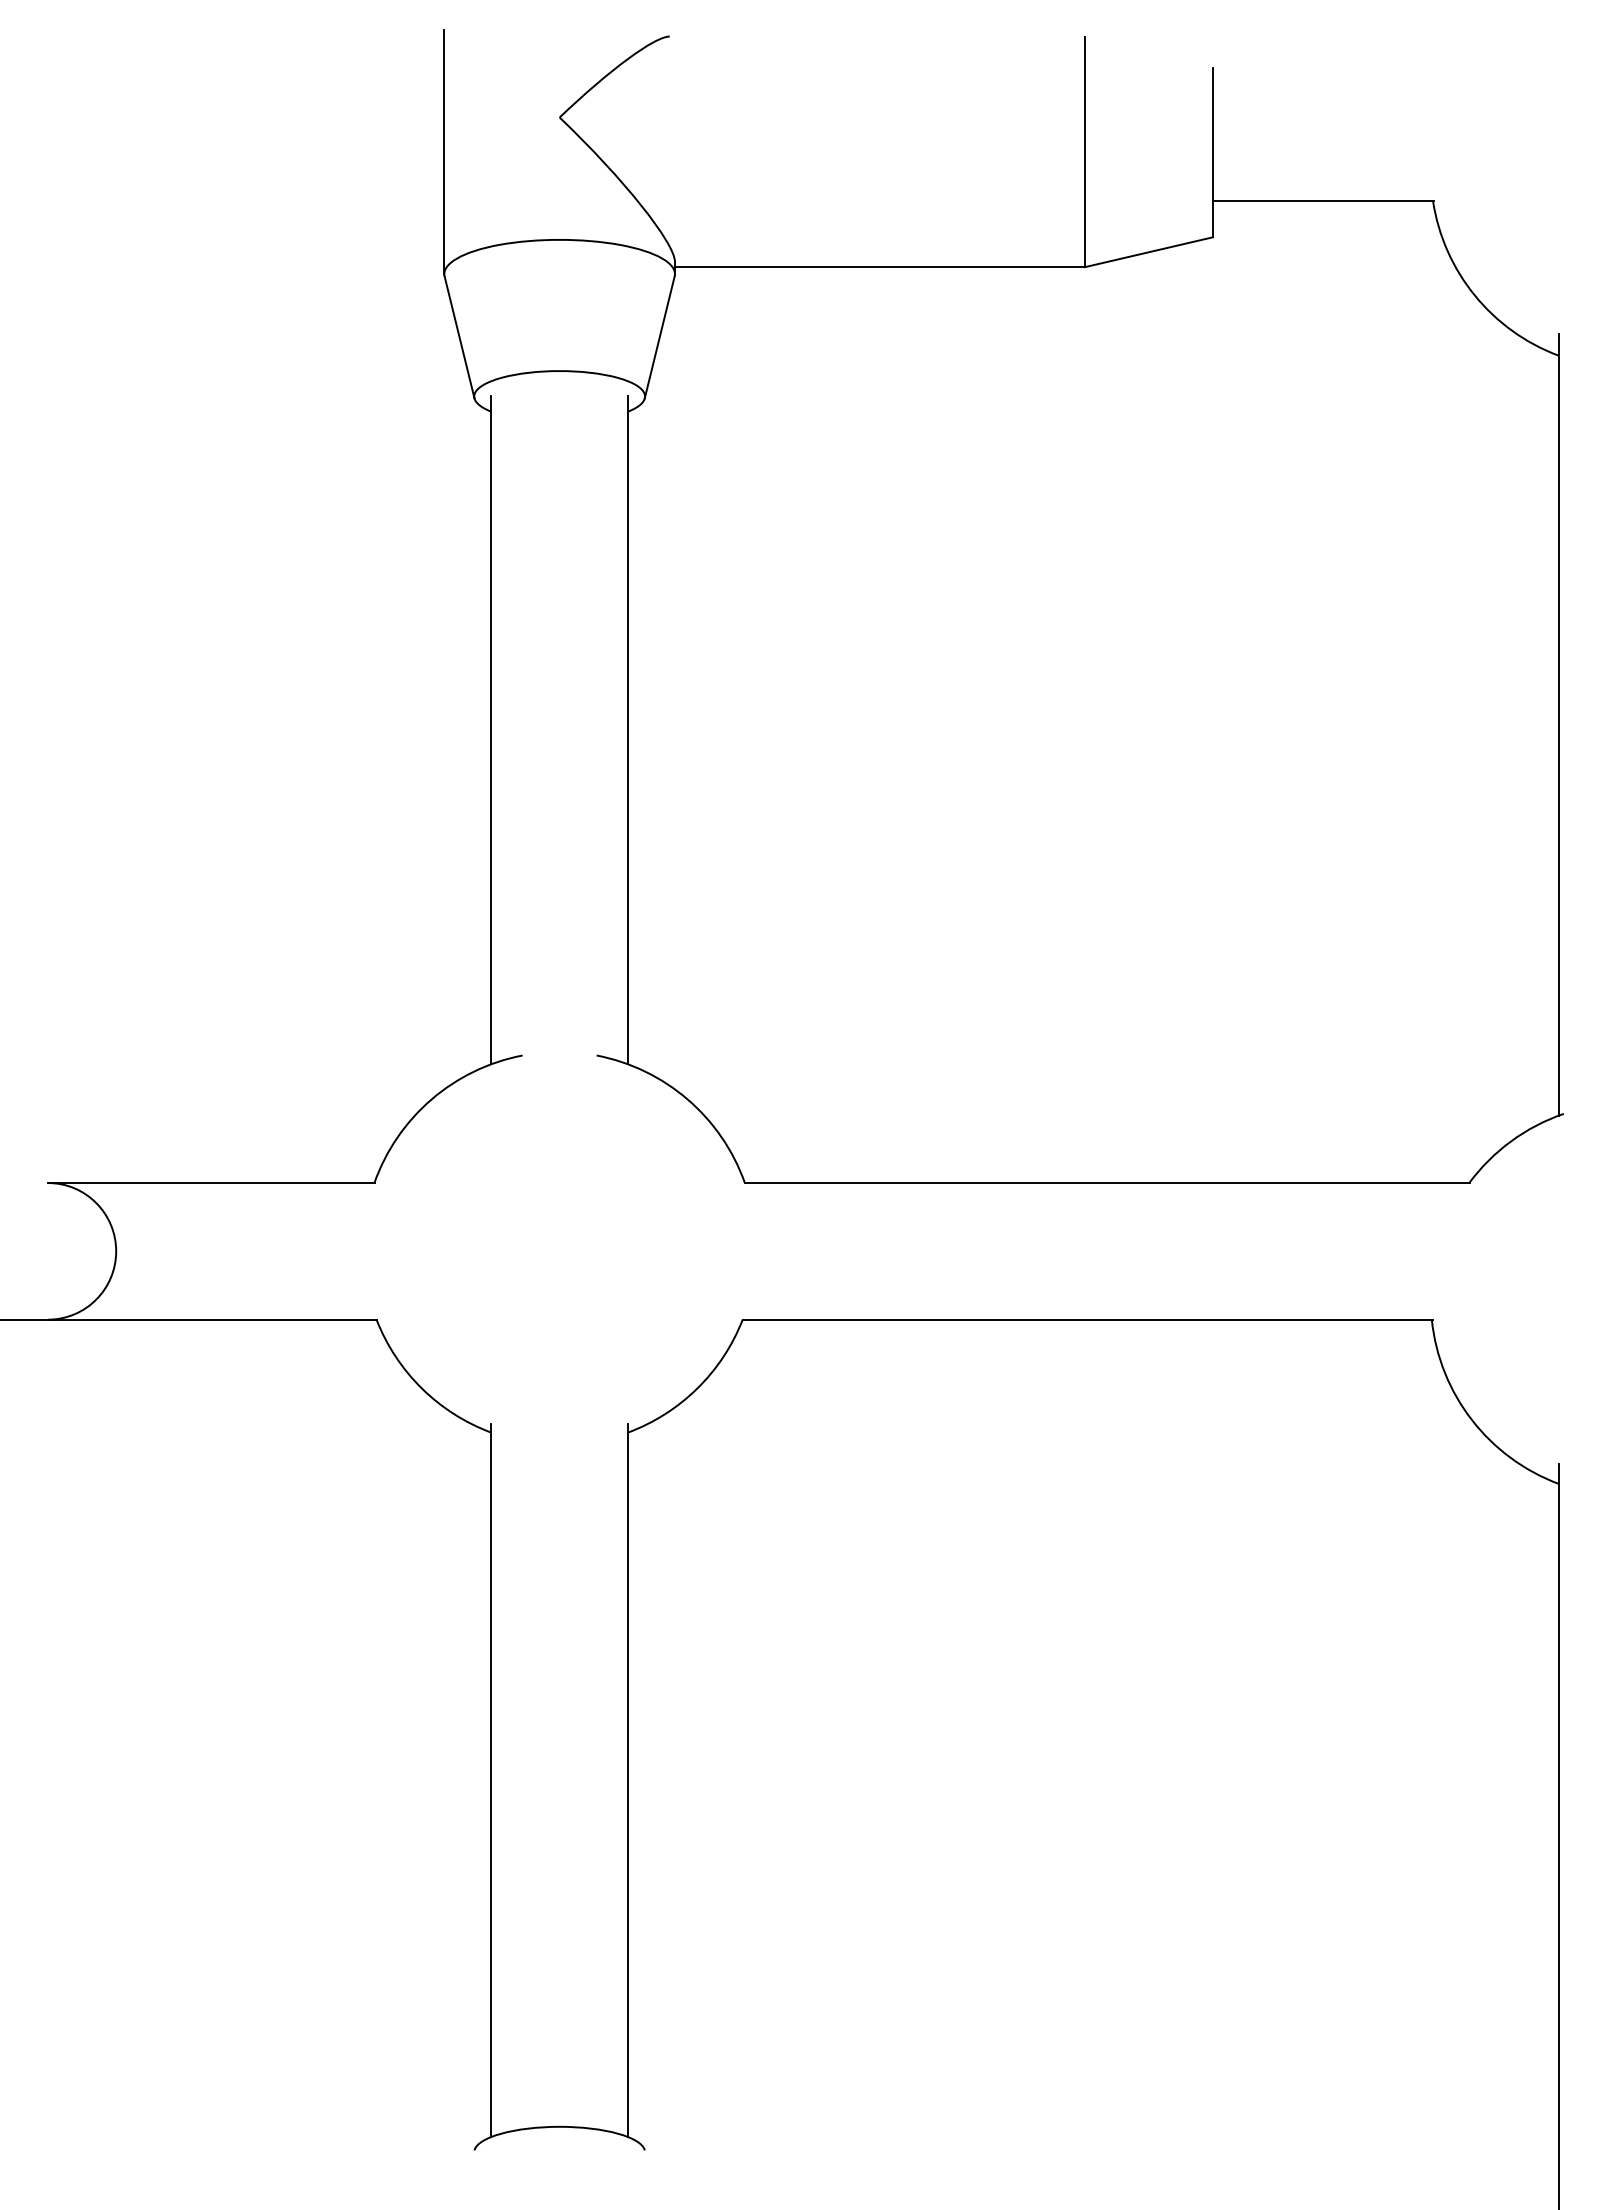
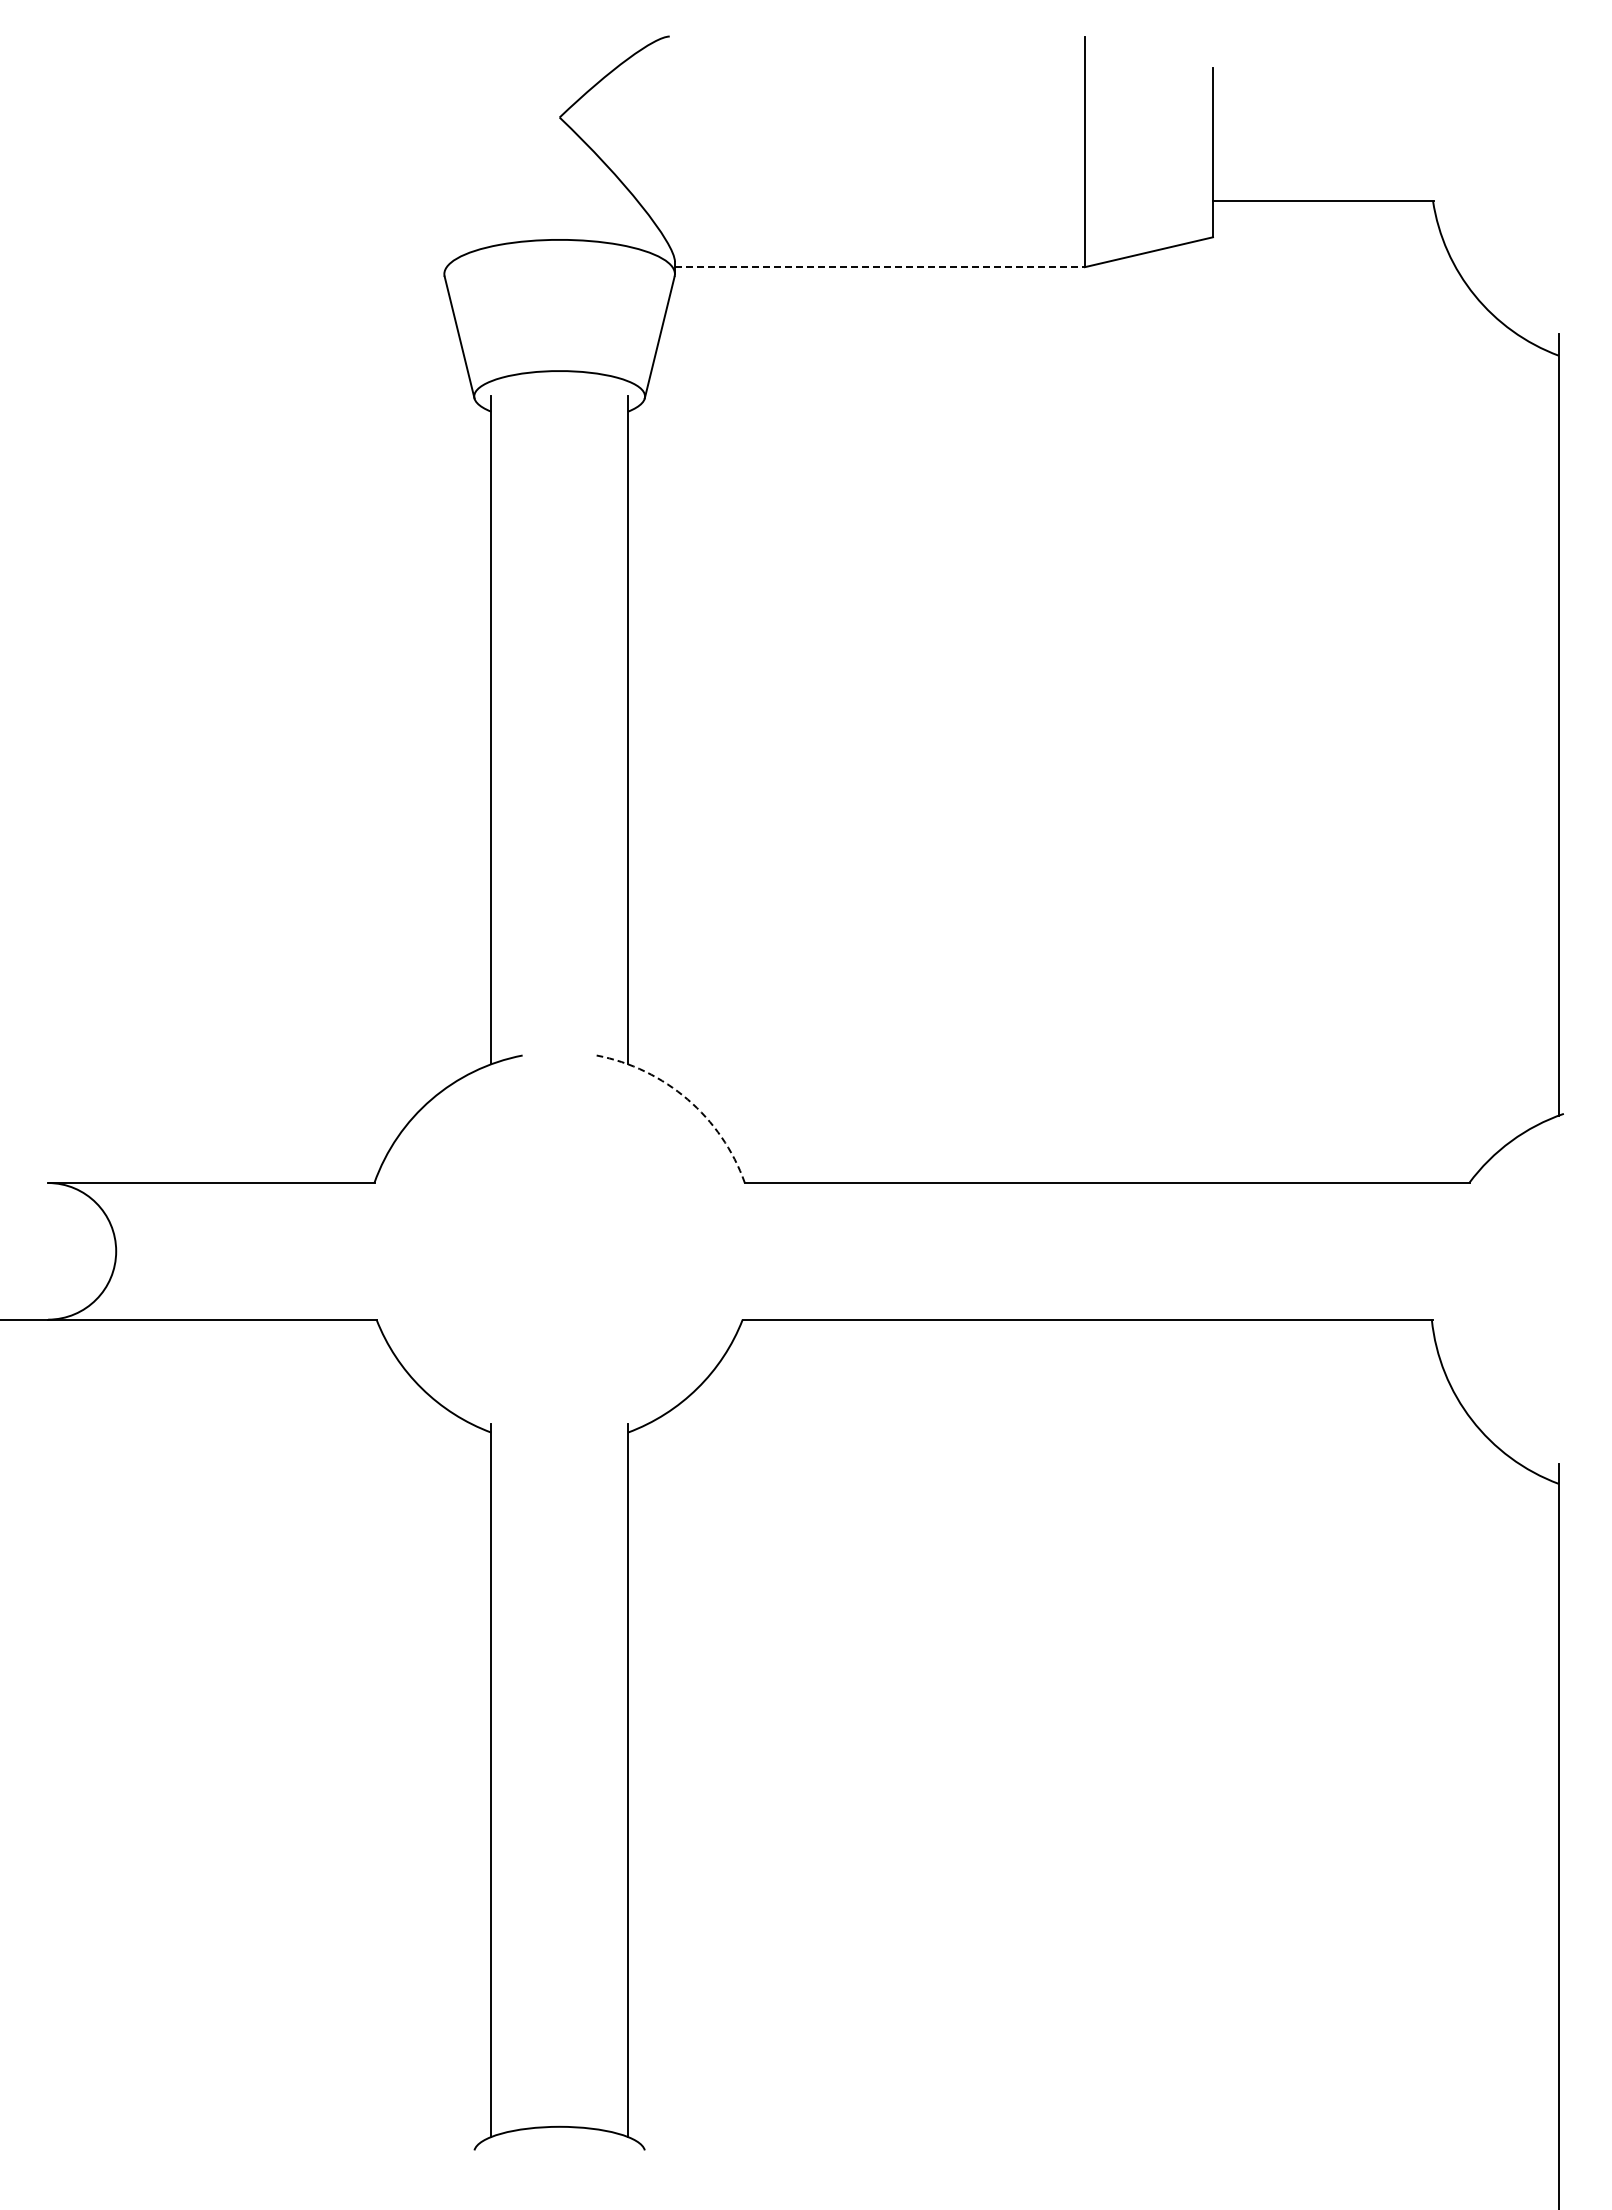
line: present -> none (444, 151)
line: solid -> dashed (879, 267)
arc: solid -> dashed (687, 1099)
